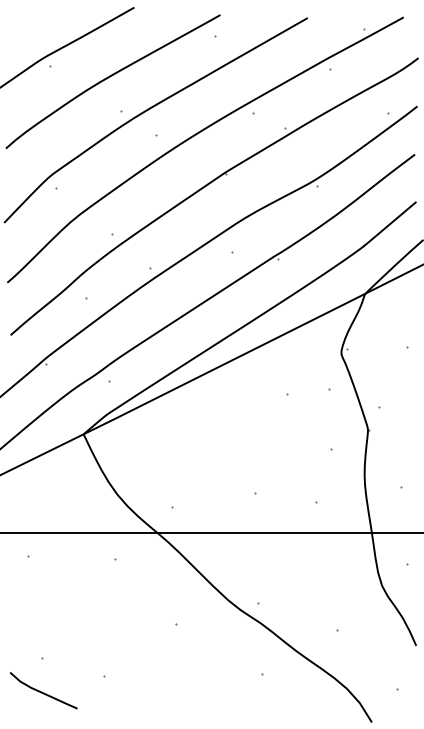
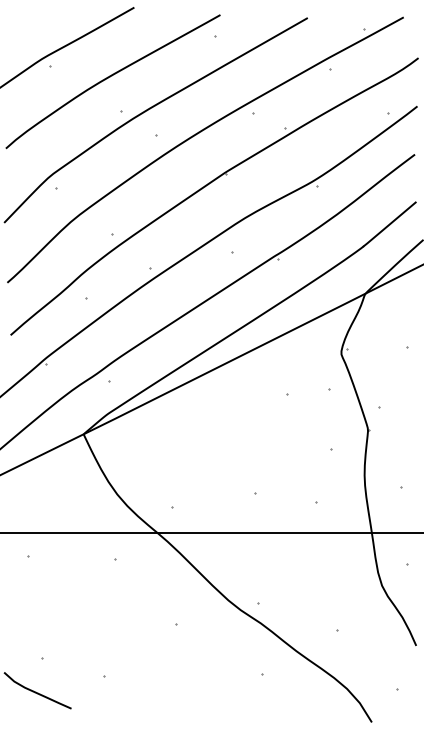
curve position: (42, 691) -> (36, 691) (36, 691)
